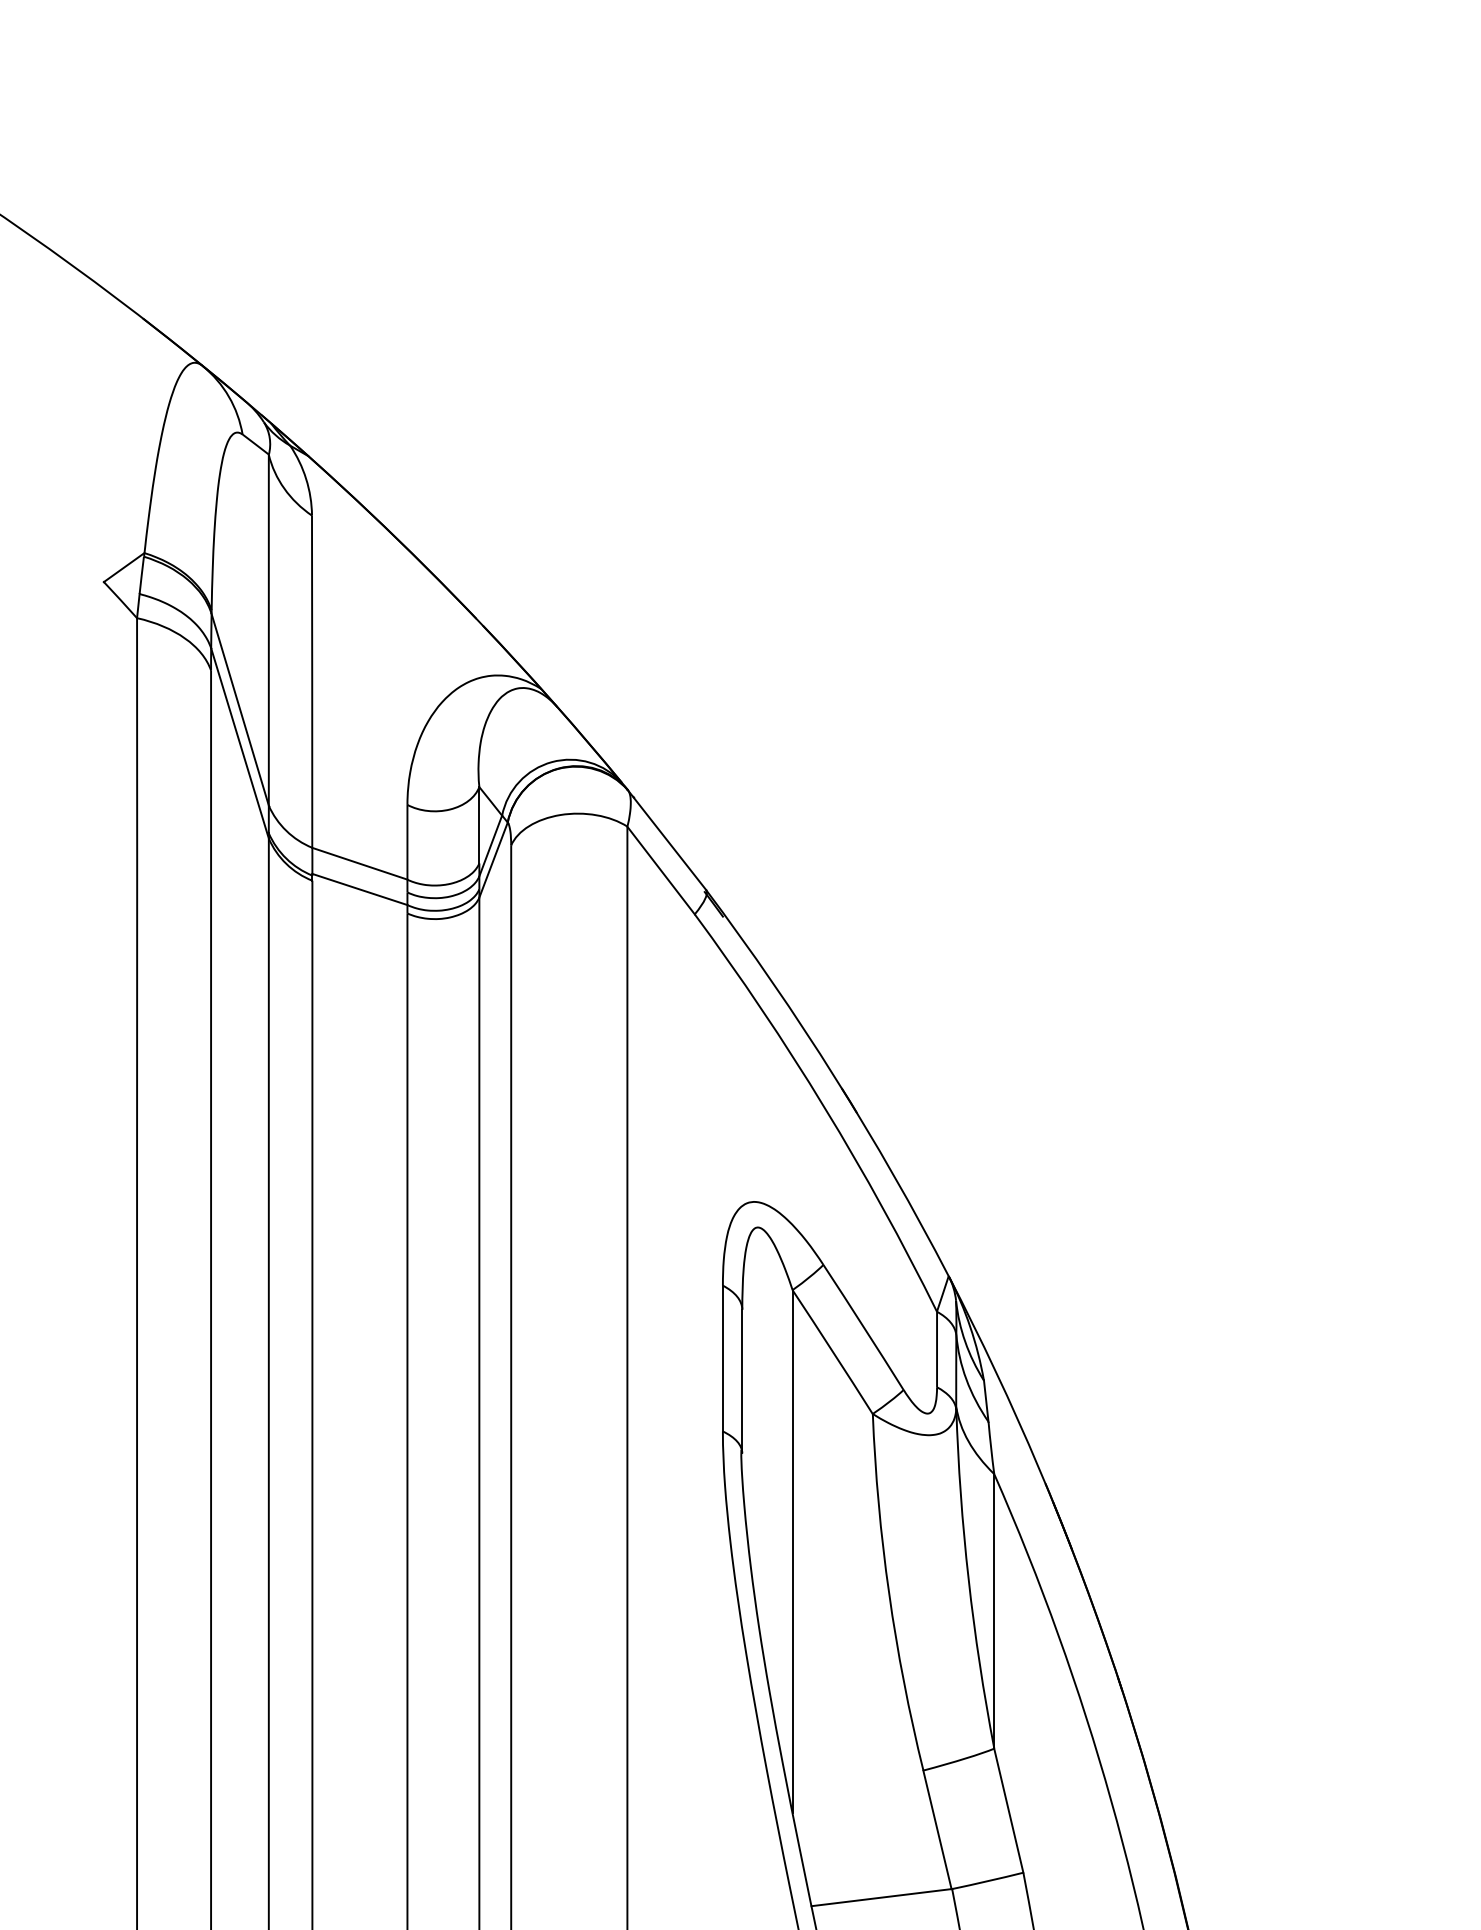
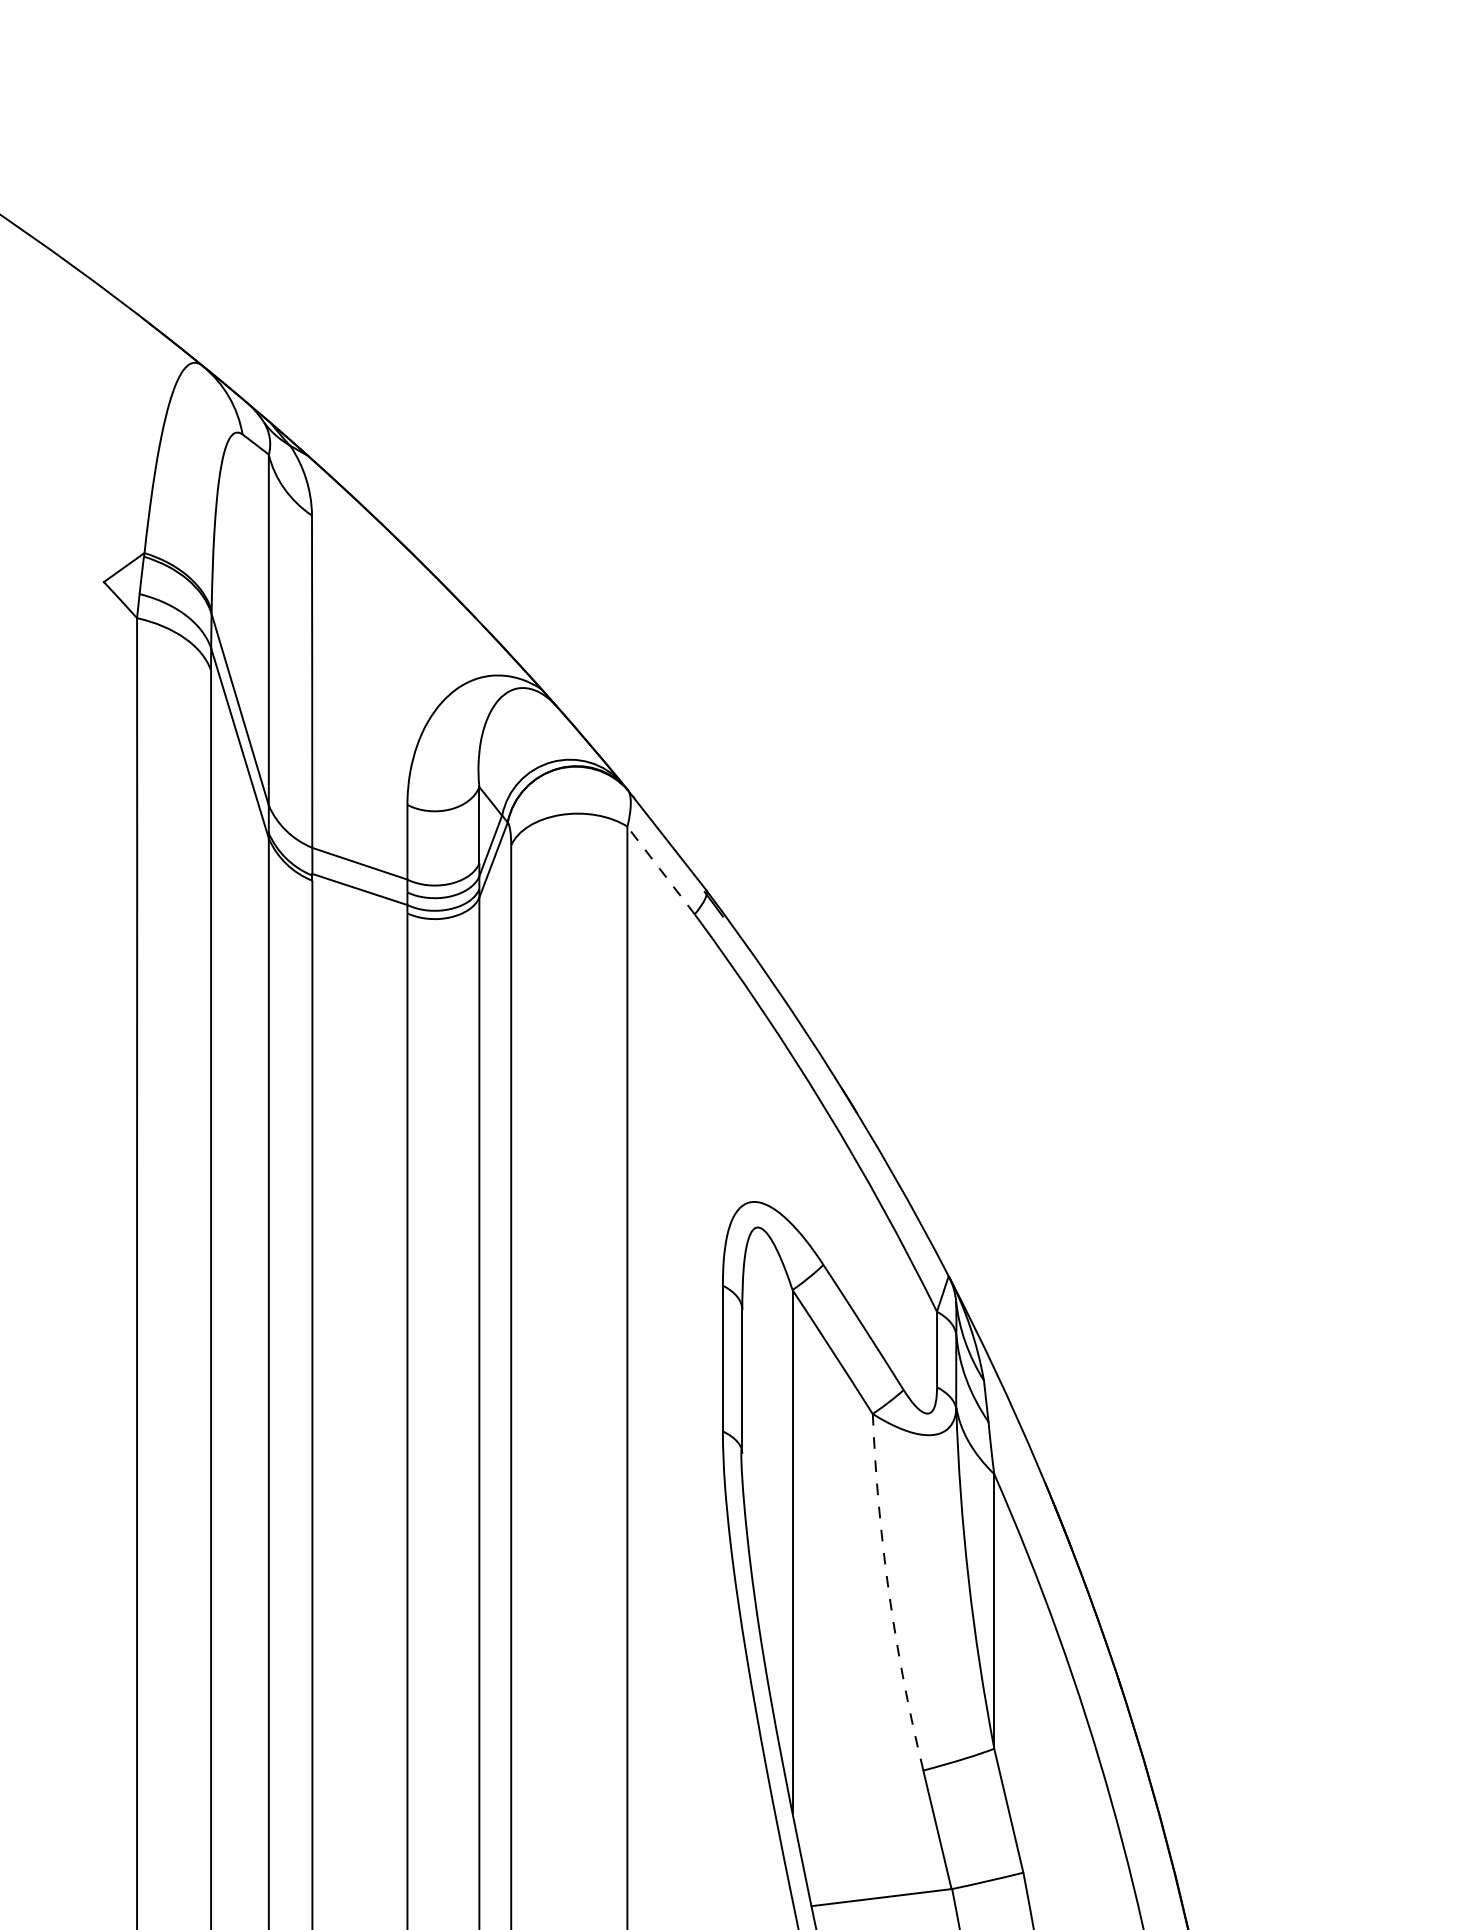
line: solid -> dashed (660, 870)
arc: solid -> dashed (889, 1593)
